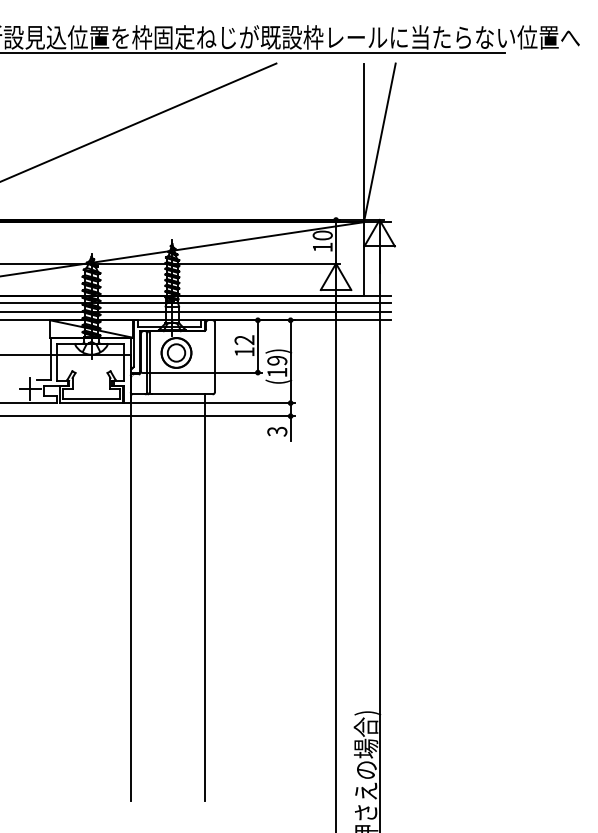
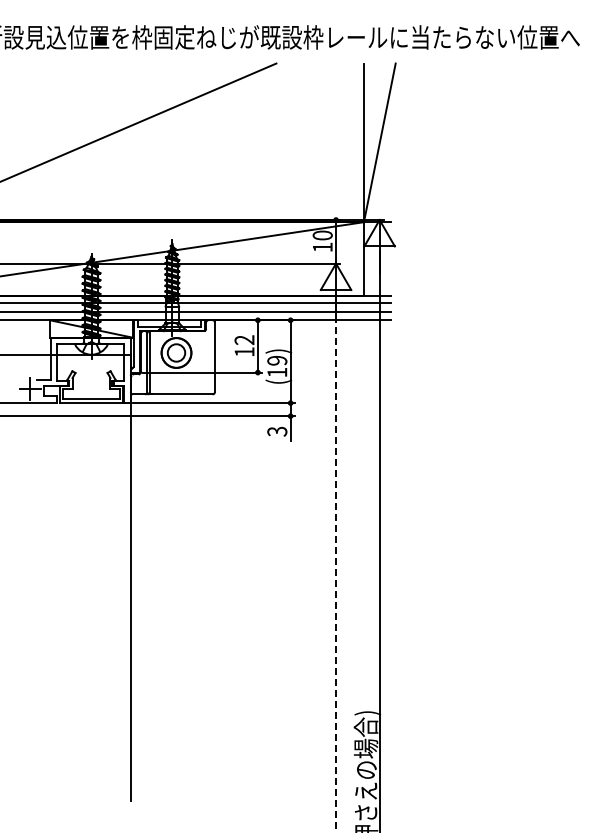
line: present -> none (253, 53)
line: solid -> dashed (336, 563)
line: present -> none (205, 597)
